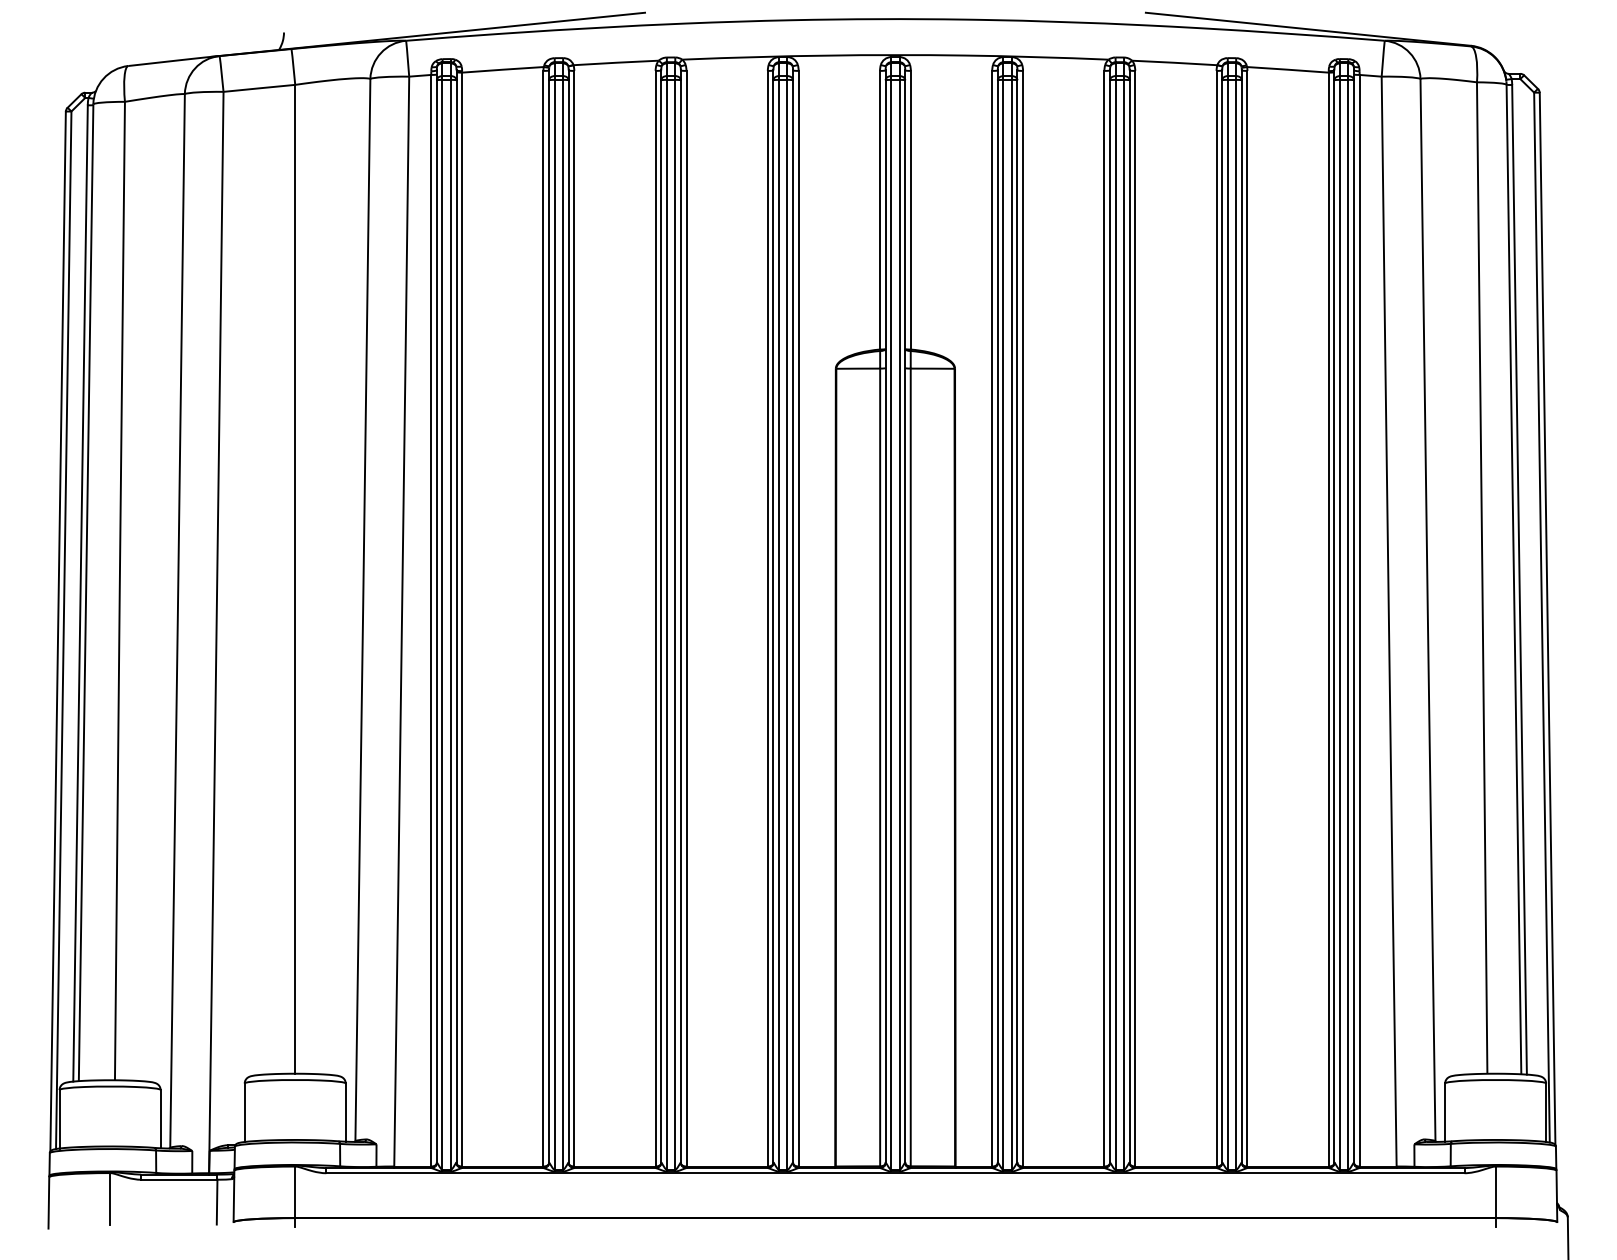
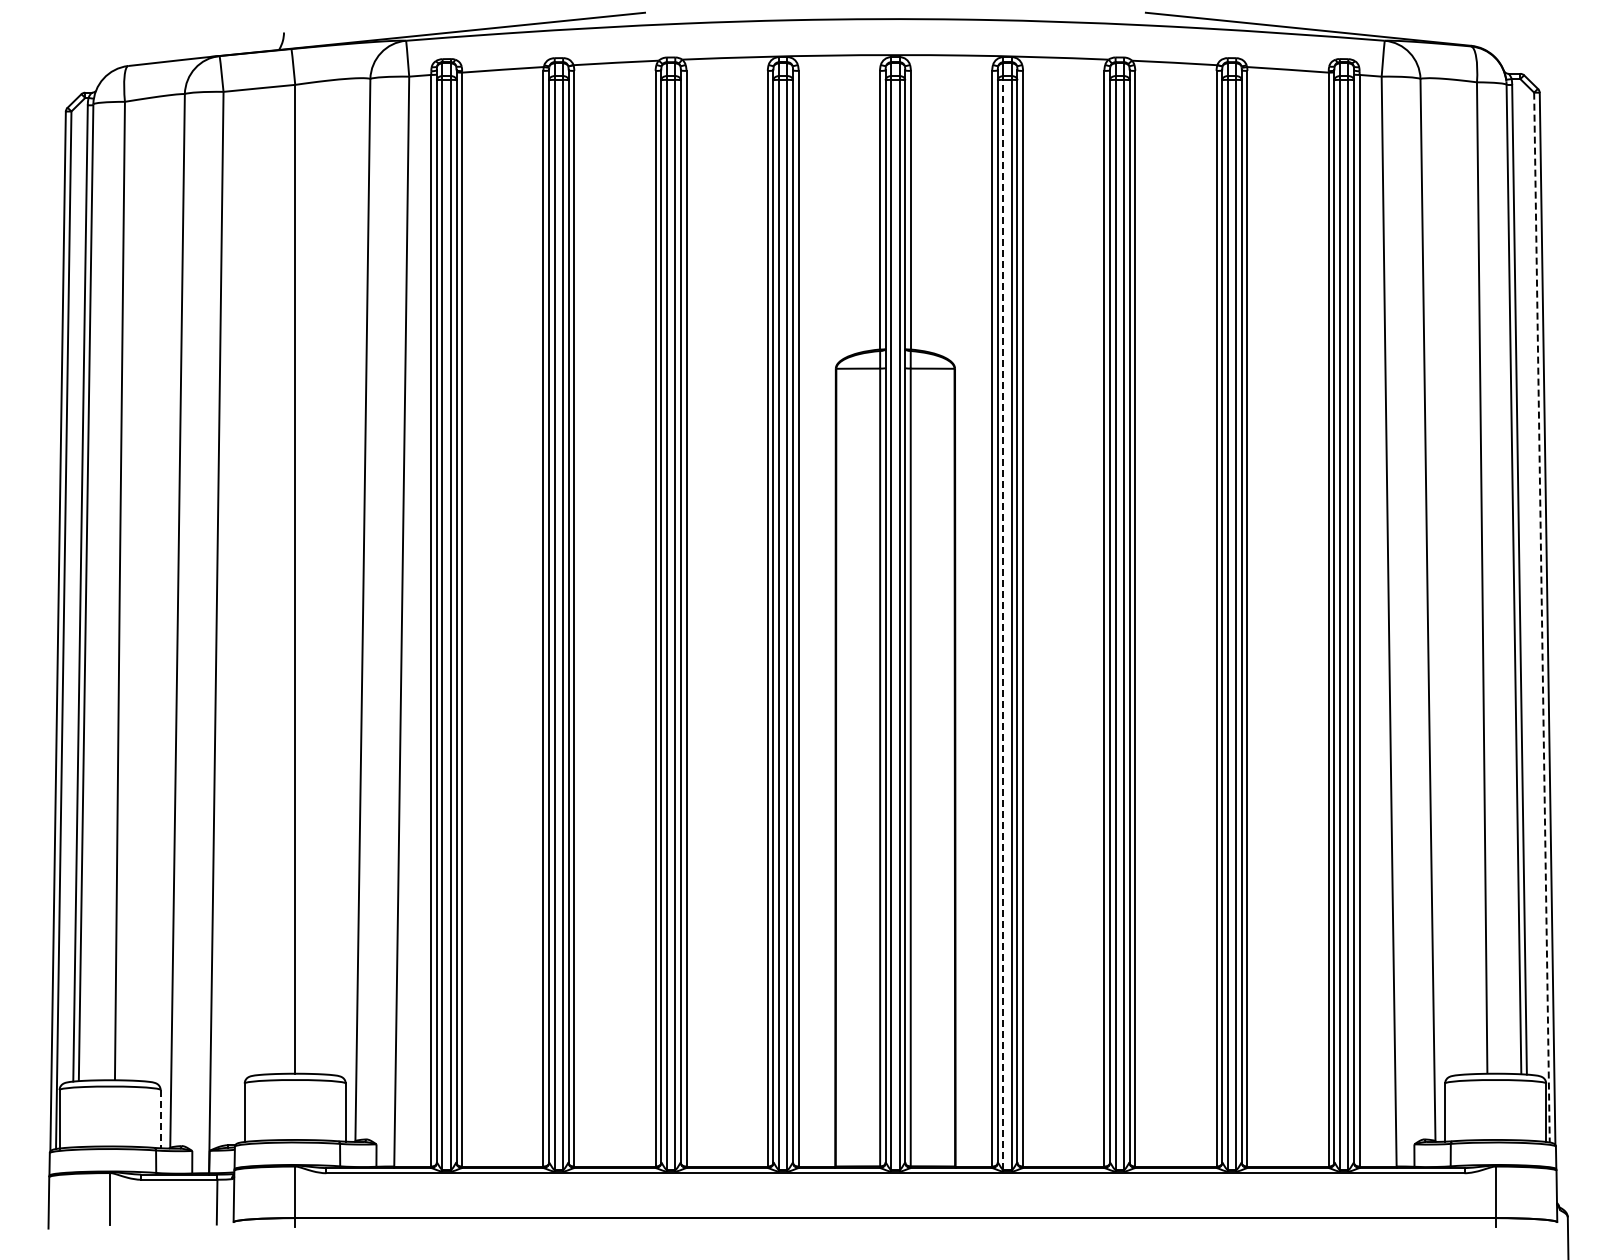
line: solid -> dashed (1541, 617)
line: solid -> dashed (1003, 624)
line: solid -> dashed (160, 1119)
